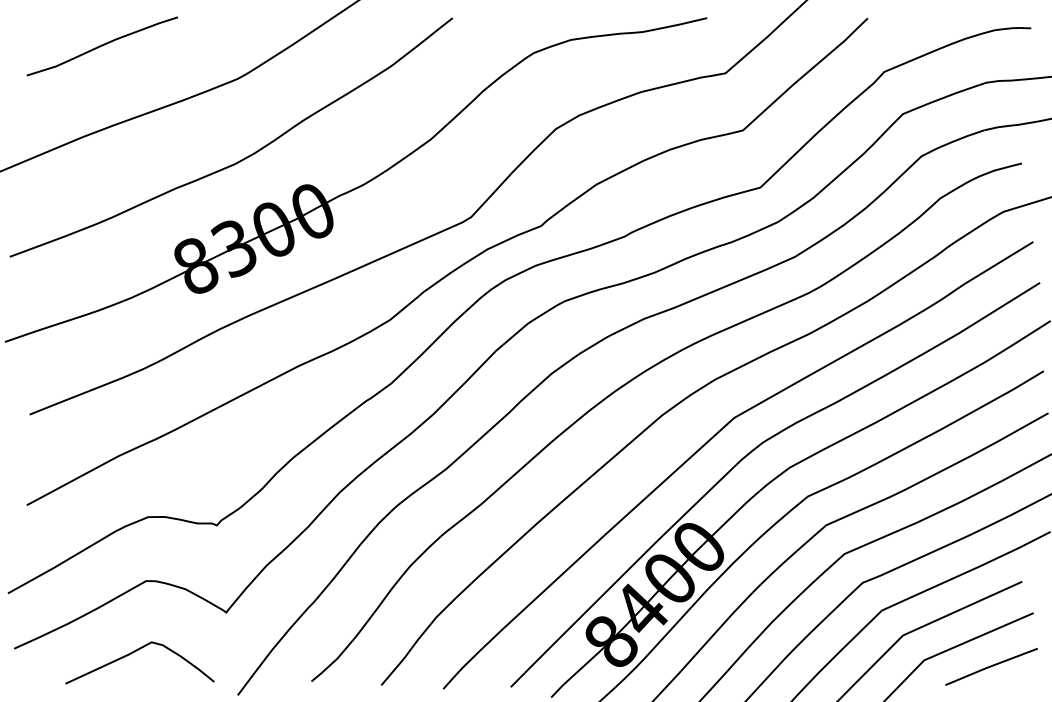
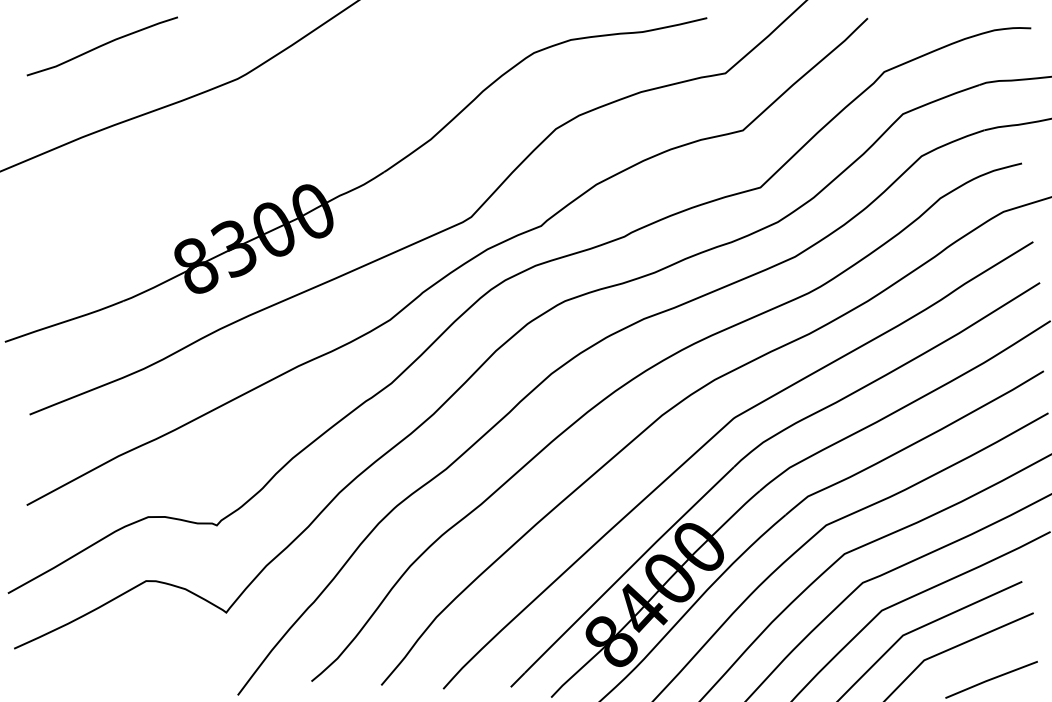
curve: present -> none (244, 157)
curve: present -> none (133, 653)
line position: (991, 666) -> (991, 679) (991, 679)
